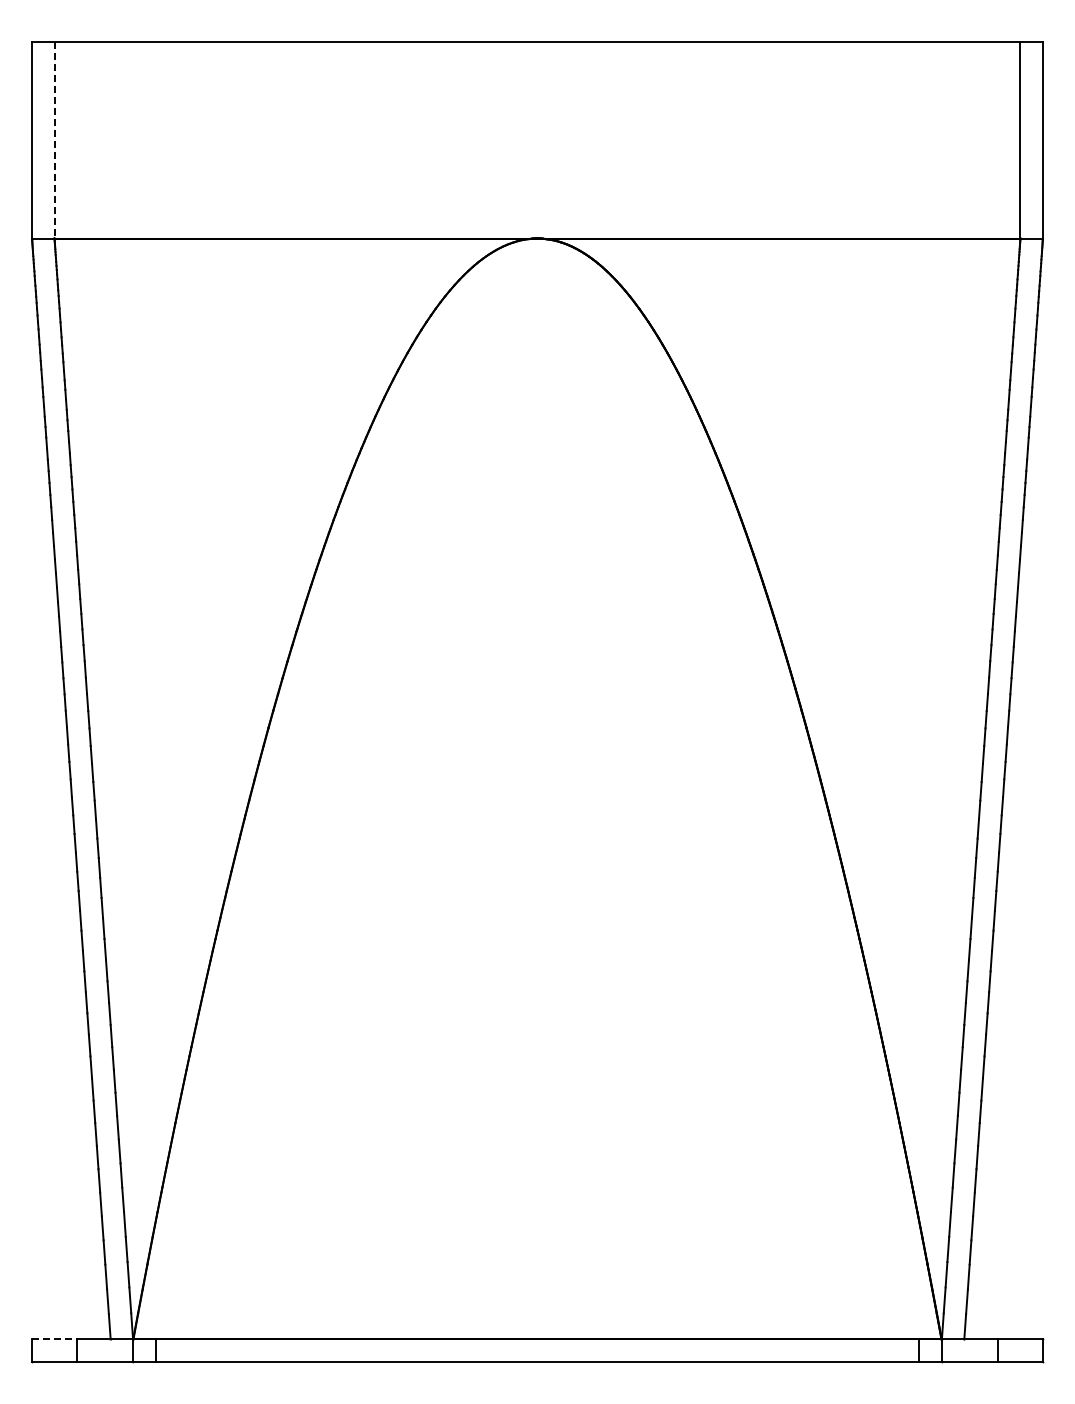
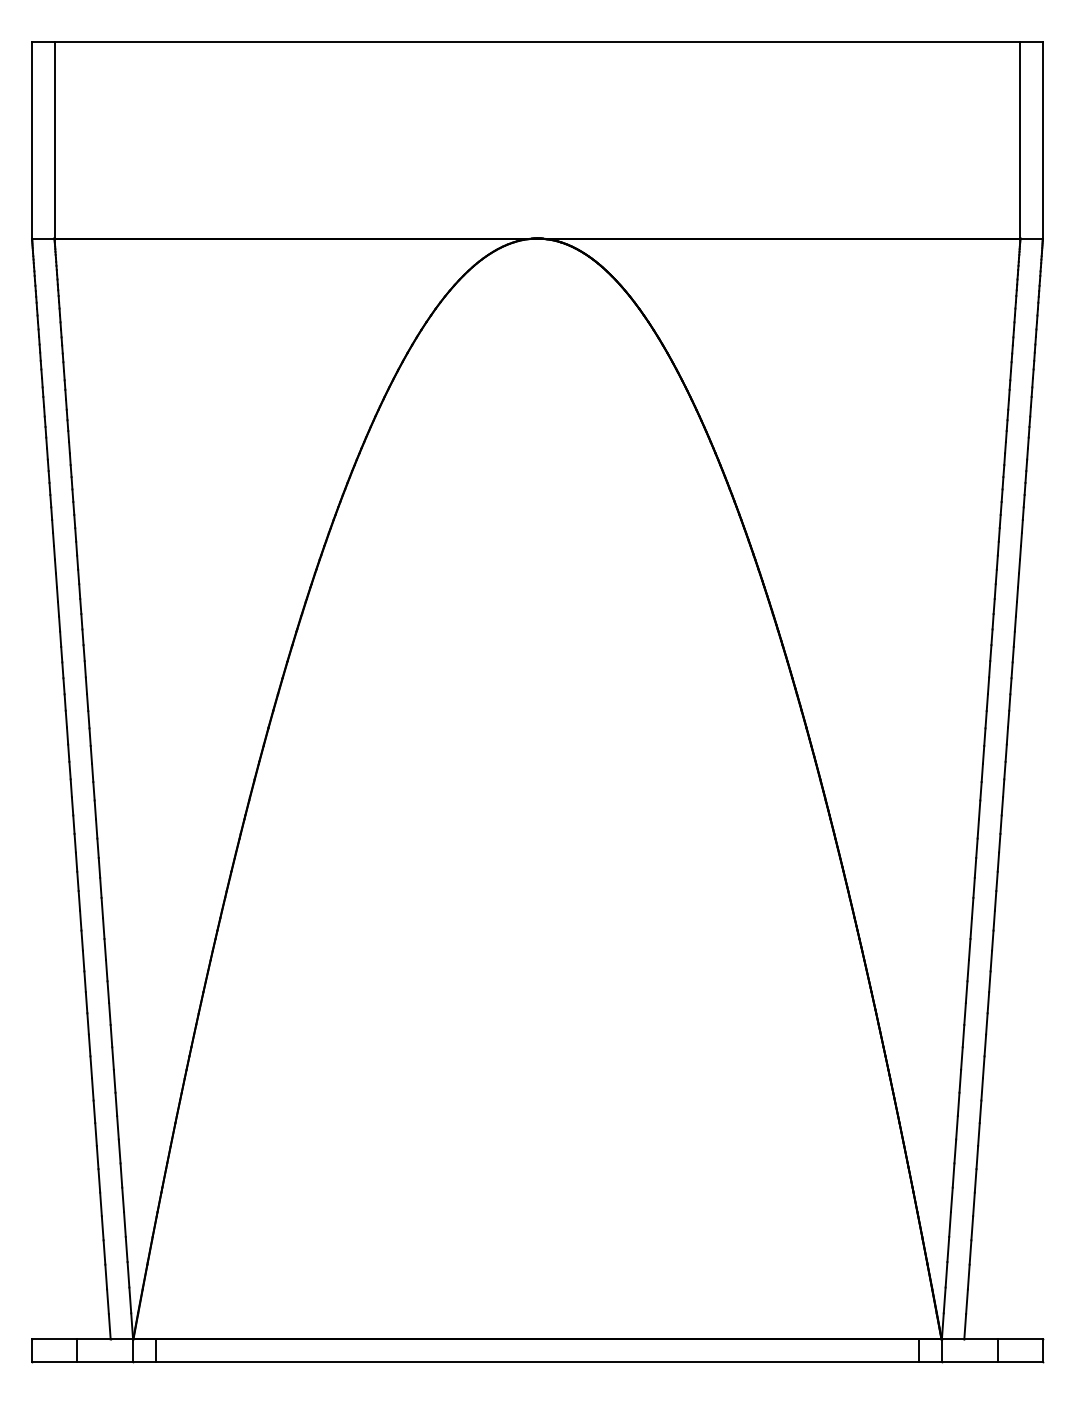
line: dashed -> solid (54, 140)
line: dashed -> solid (55, 1339)
